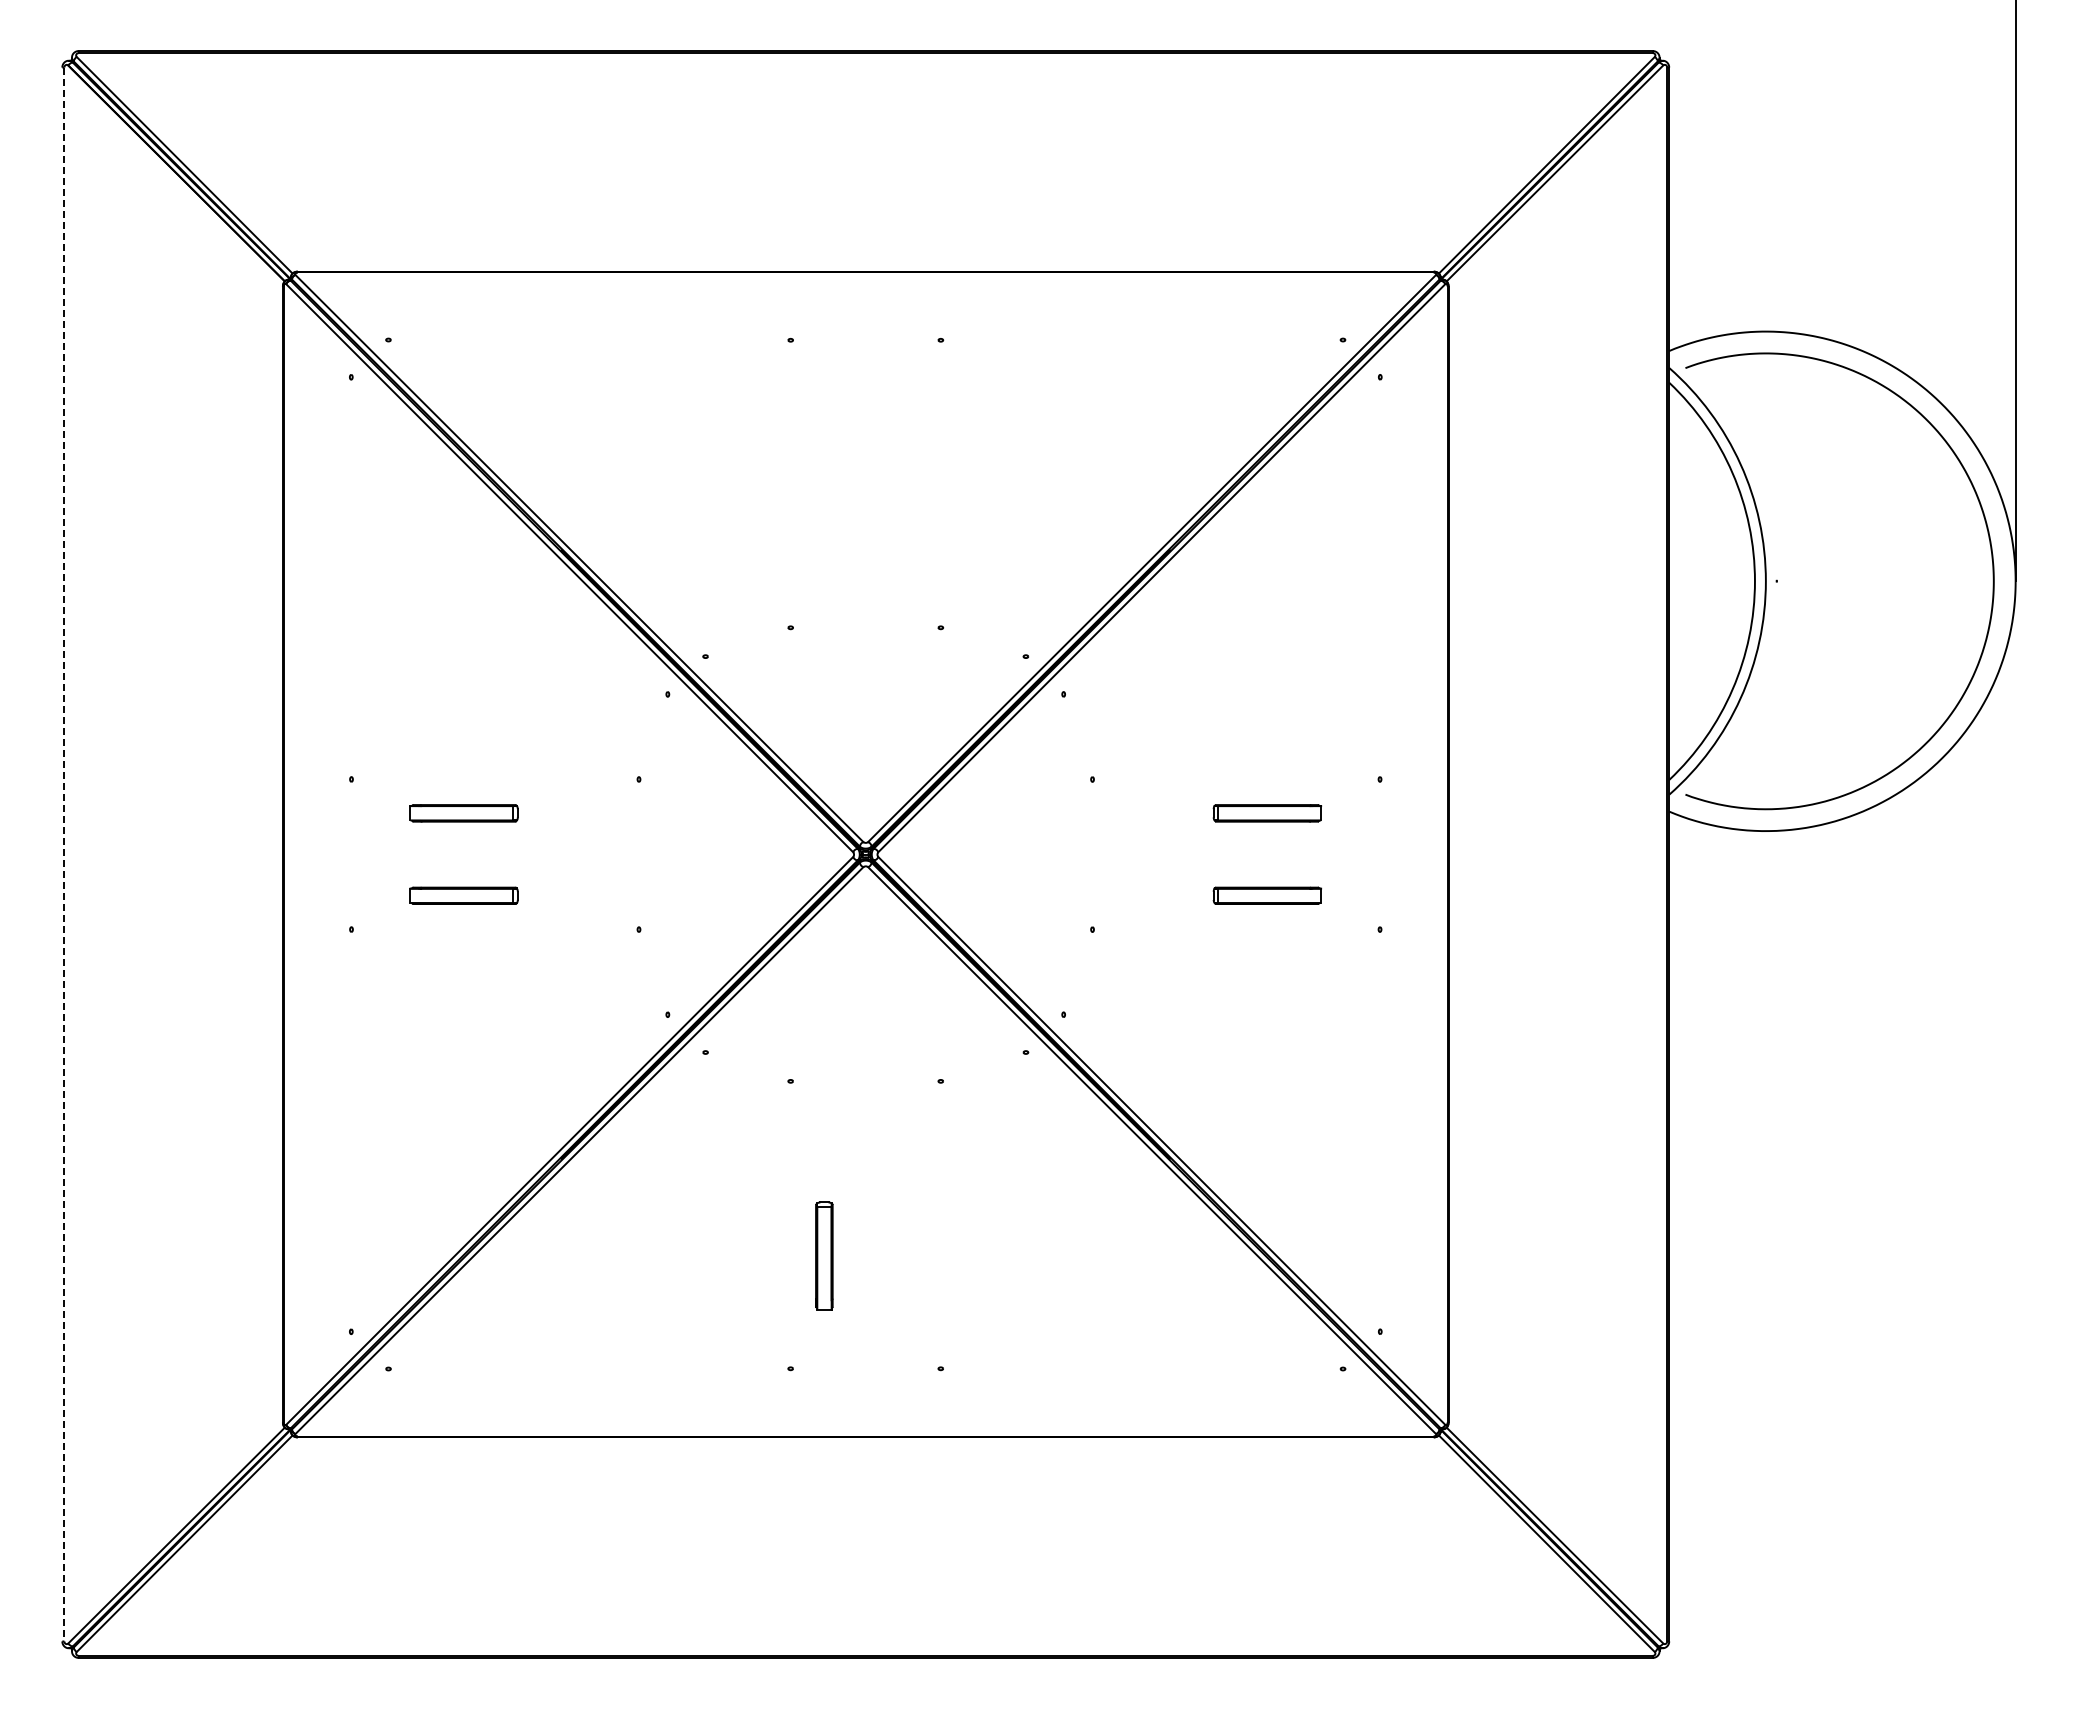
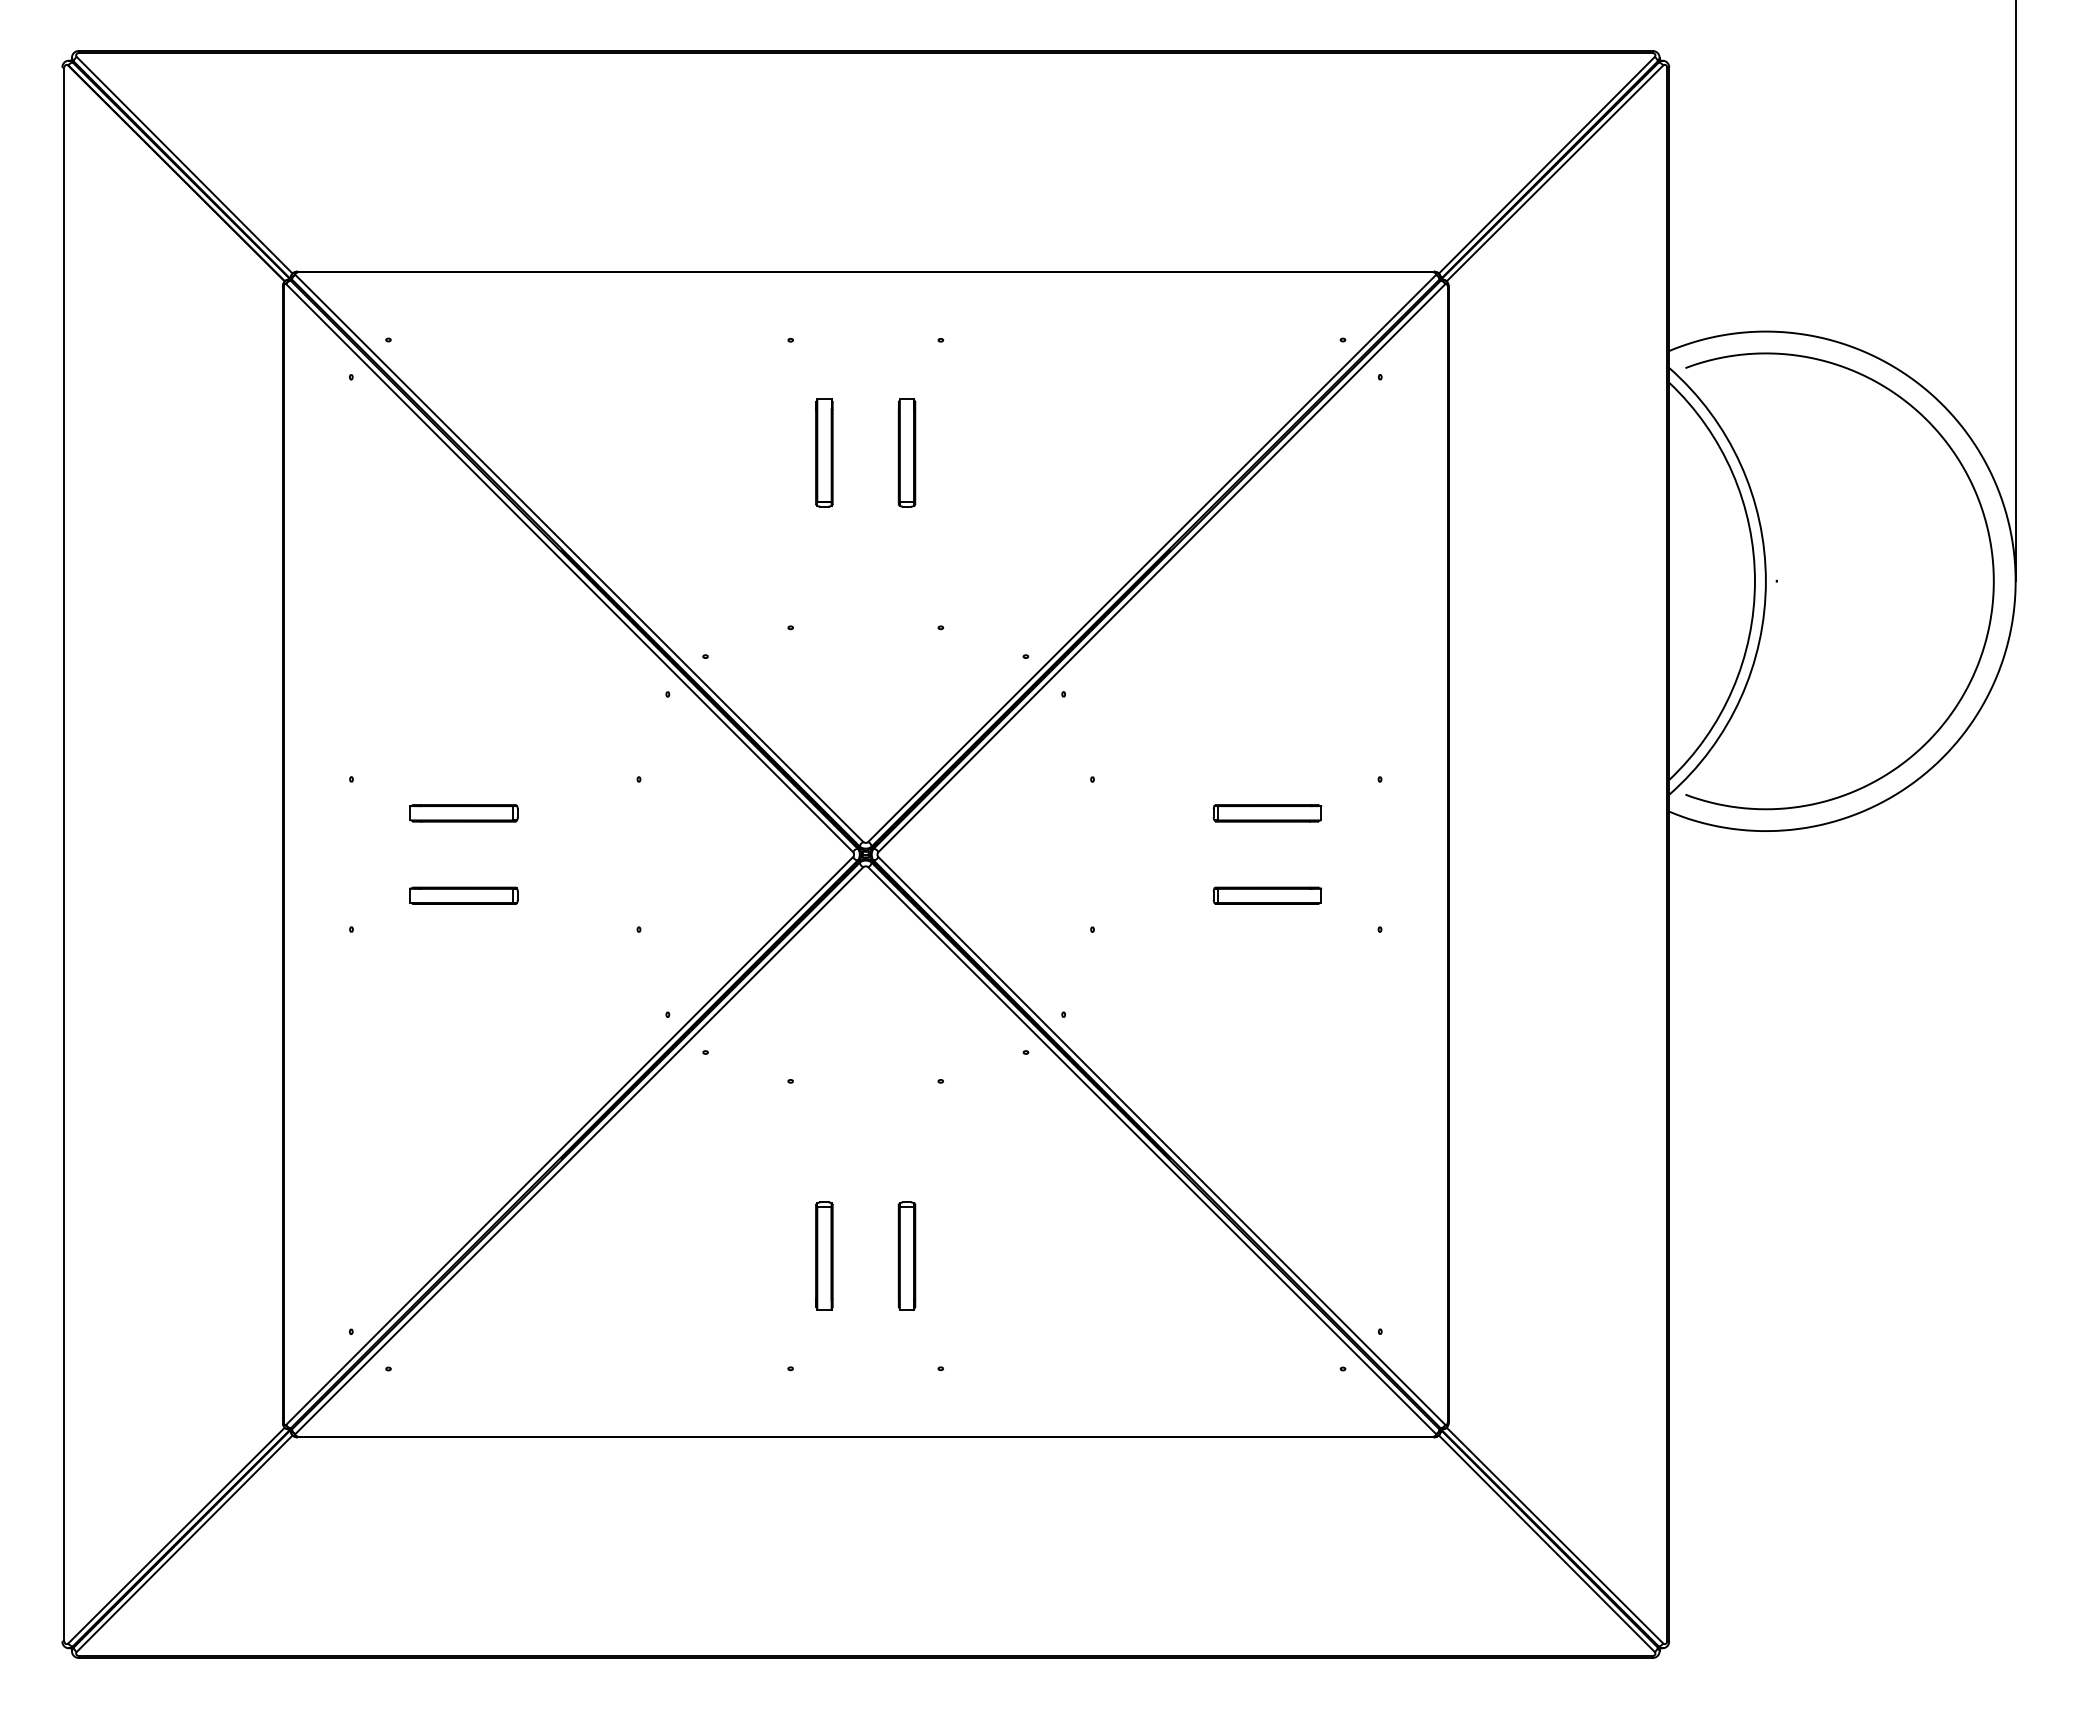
part: none -> present (824, 452)
part: none -> present (906, 452)
line: dashed -> solid (64, 854)
part: none -> present (906, 1255)
